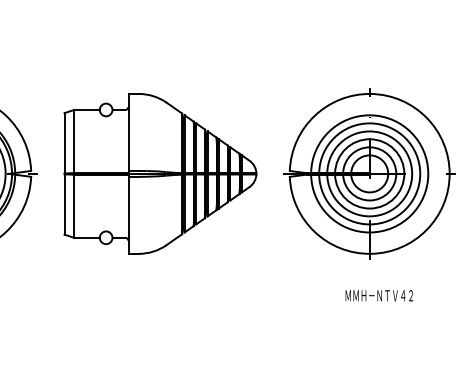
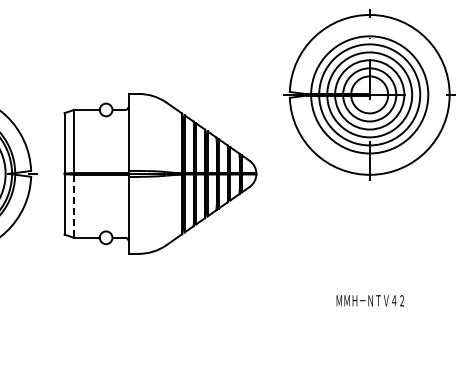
part position: (369, 173) -> (369, 94) (369, 94)
line: solid -> dashed (74, 206)
text position: (379, 295) -> (370, 300) (370, 300)
